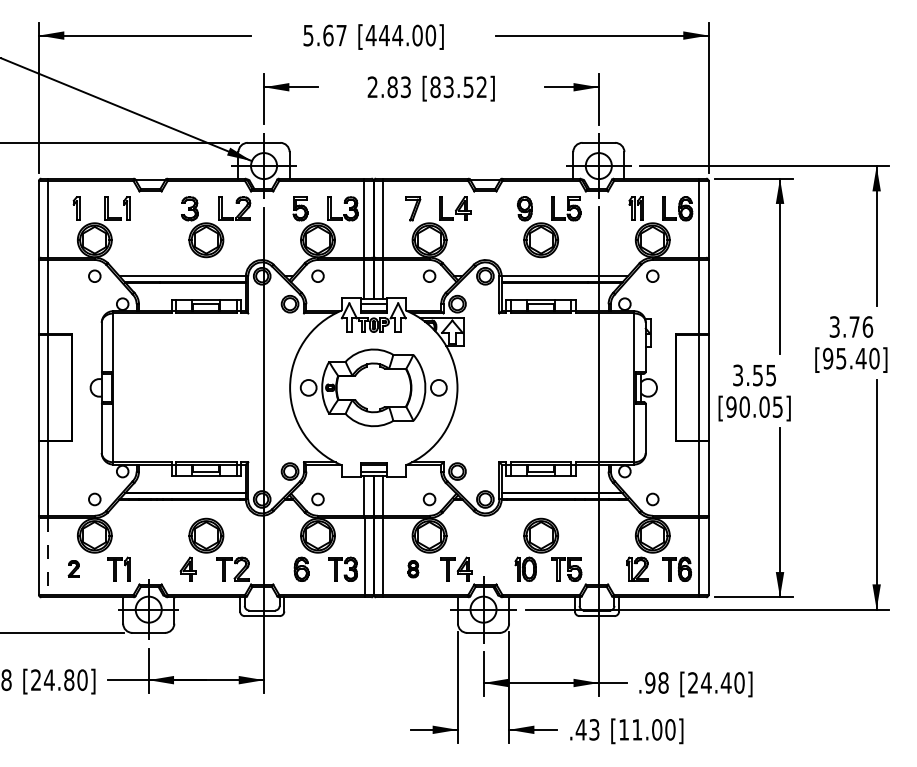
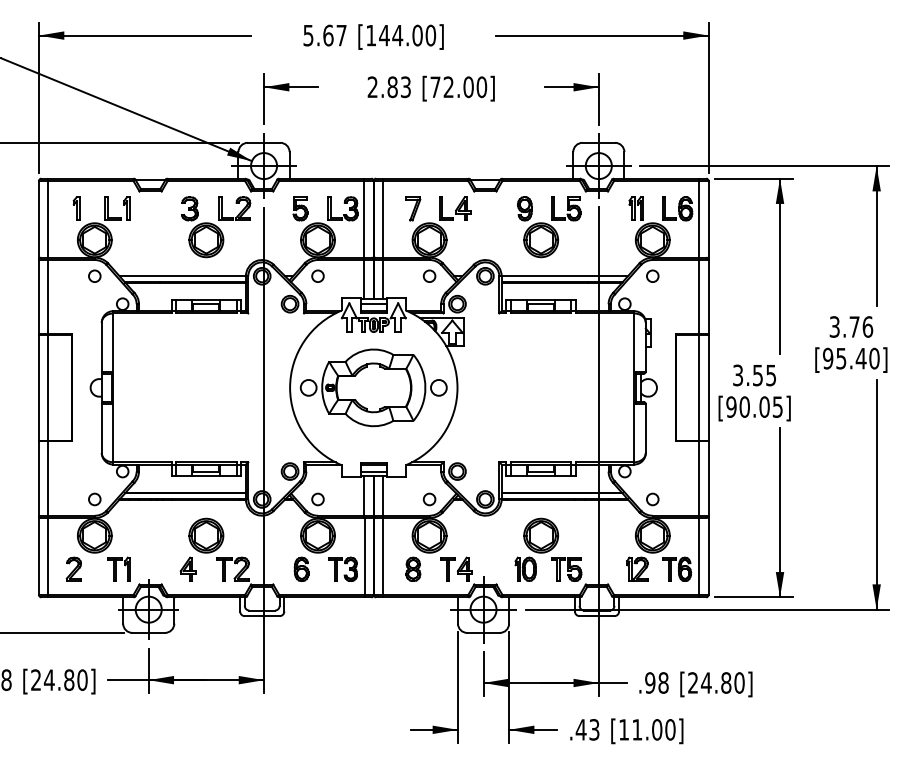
text: [444.00] -> [144.00] (370, 35)
text: [83.52] -> [72.00] (458, 87)
line: dashed -> solid (48, 557)
part size: 13x18 px -> 17x26 px (73, 568)
part size: 13x19 px -> 17x26 px (413, 568)
text: [24.40] -> [24.80] (725, 682)
